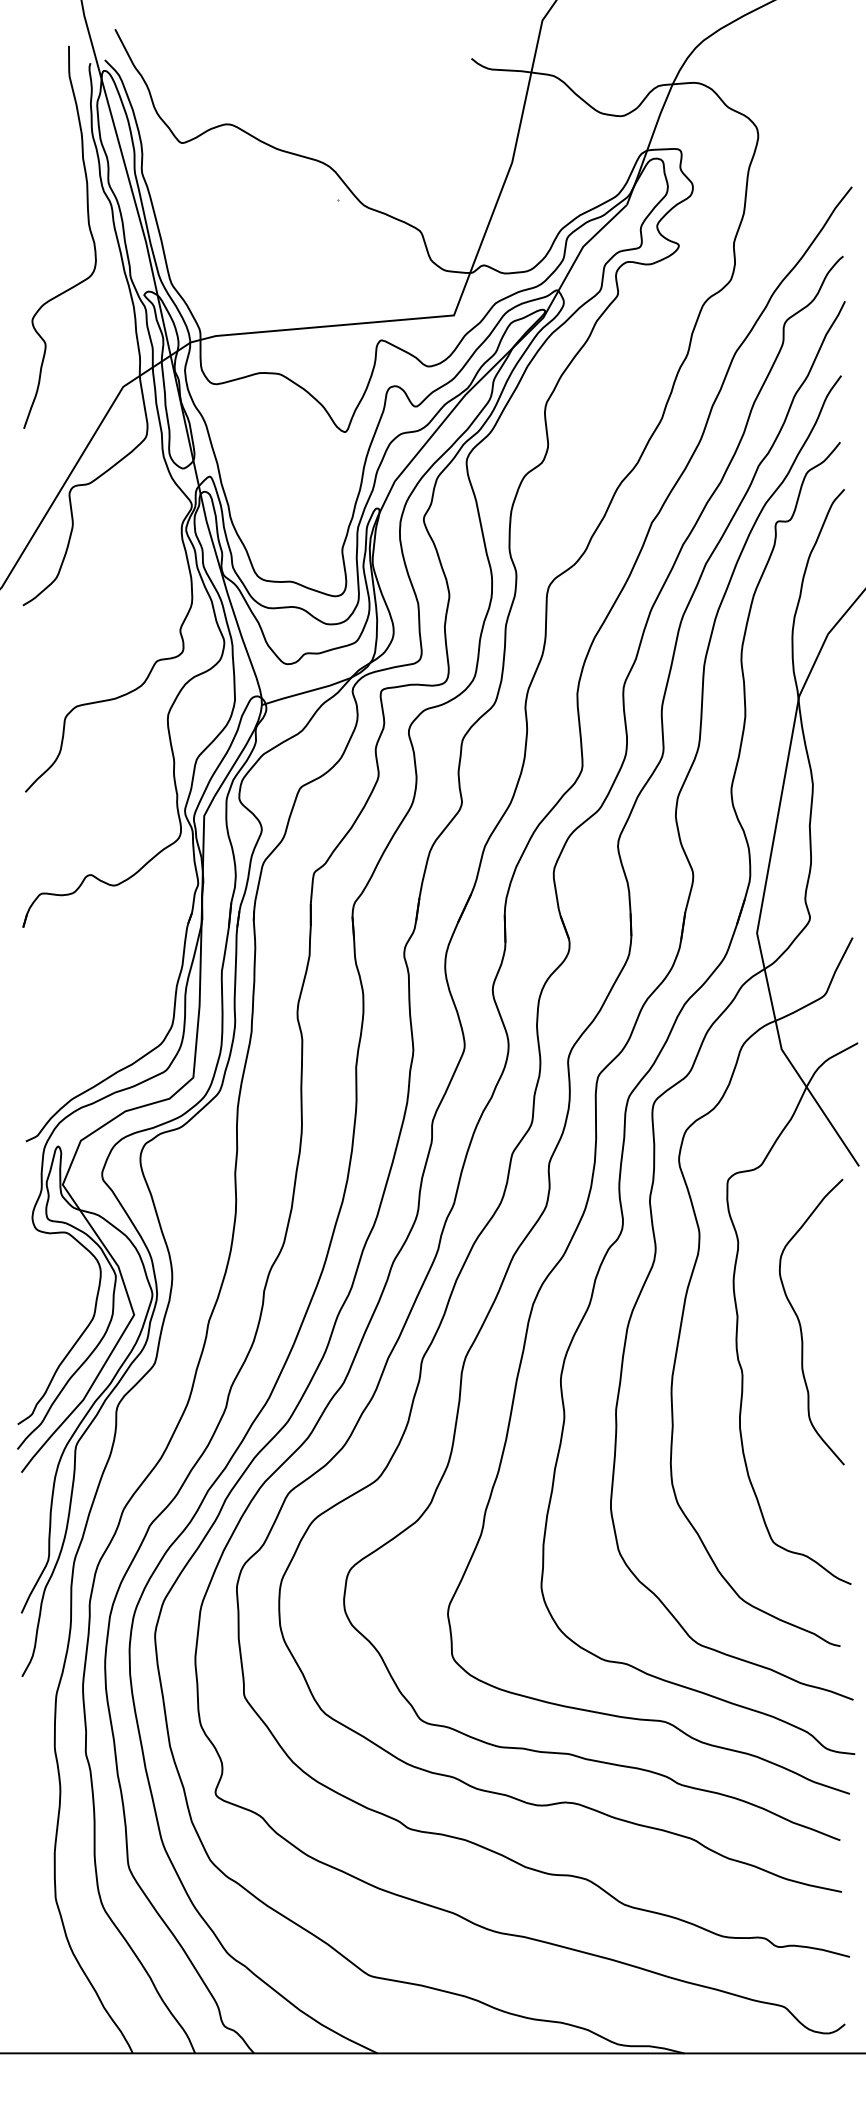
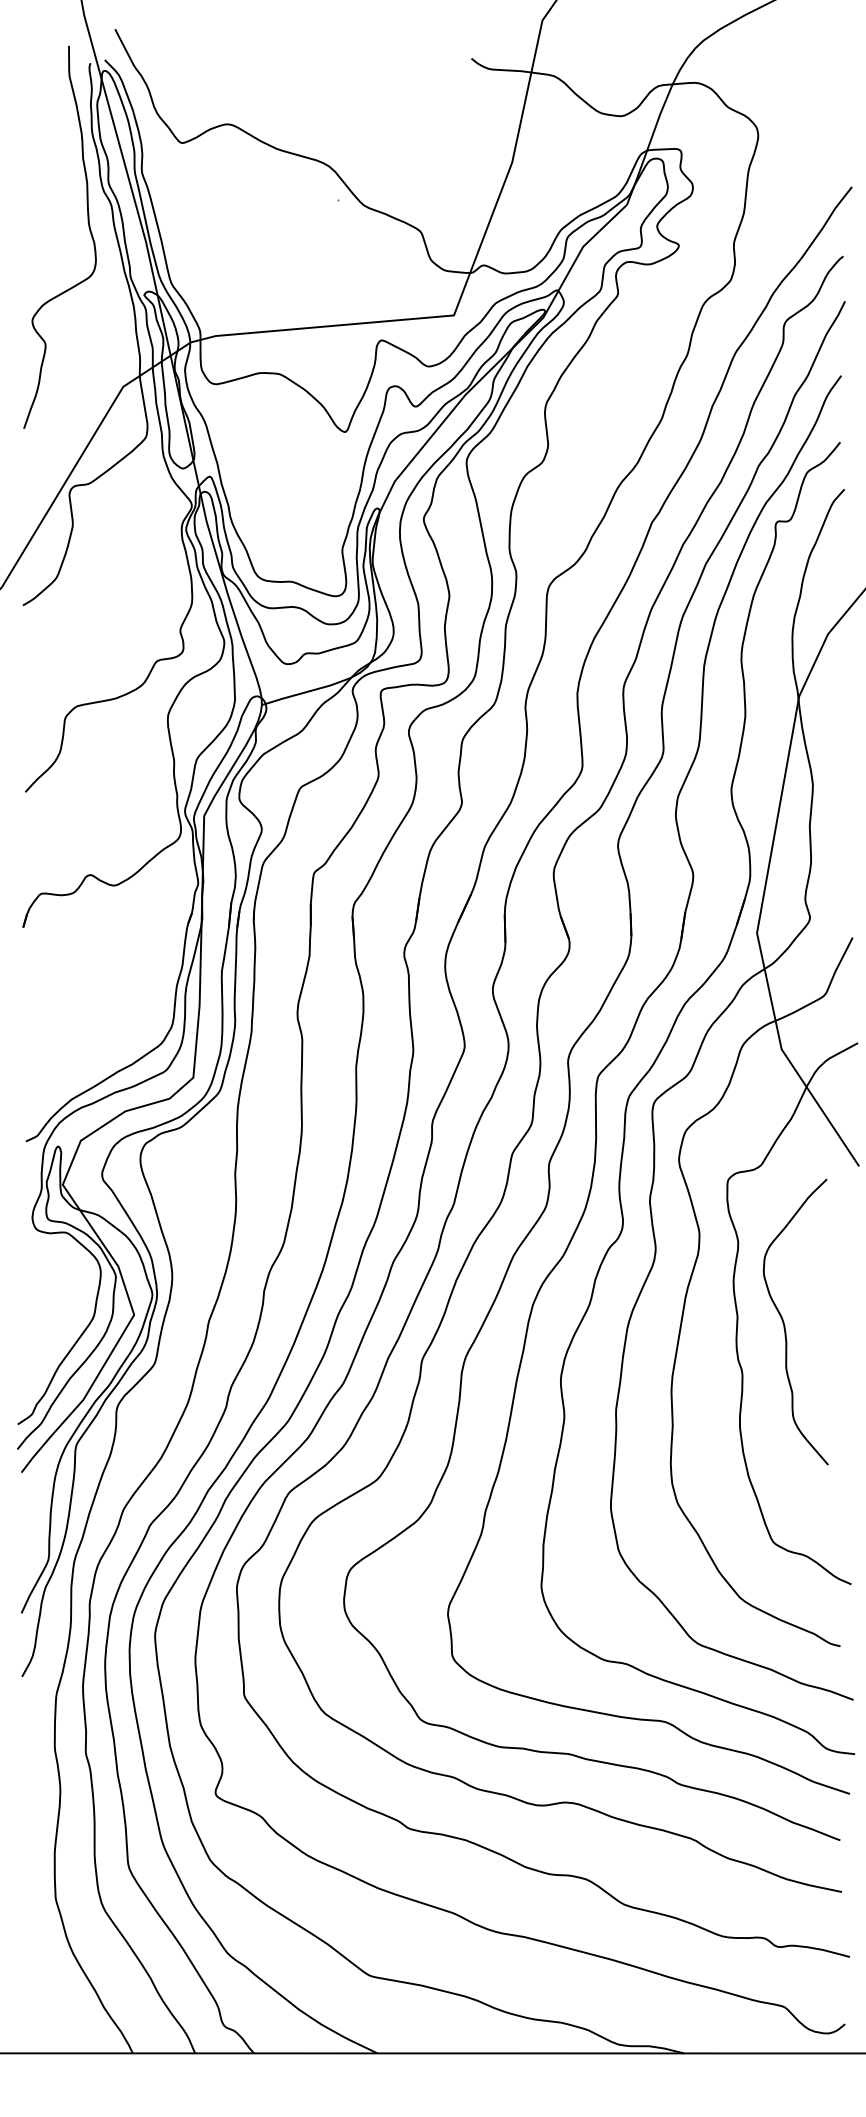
curve position: (801, 1325) -> (785, 1325) (785, 1325)
